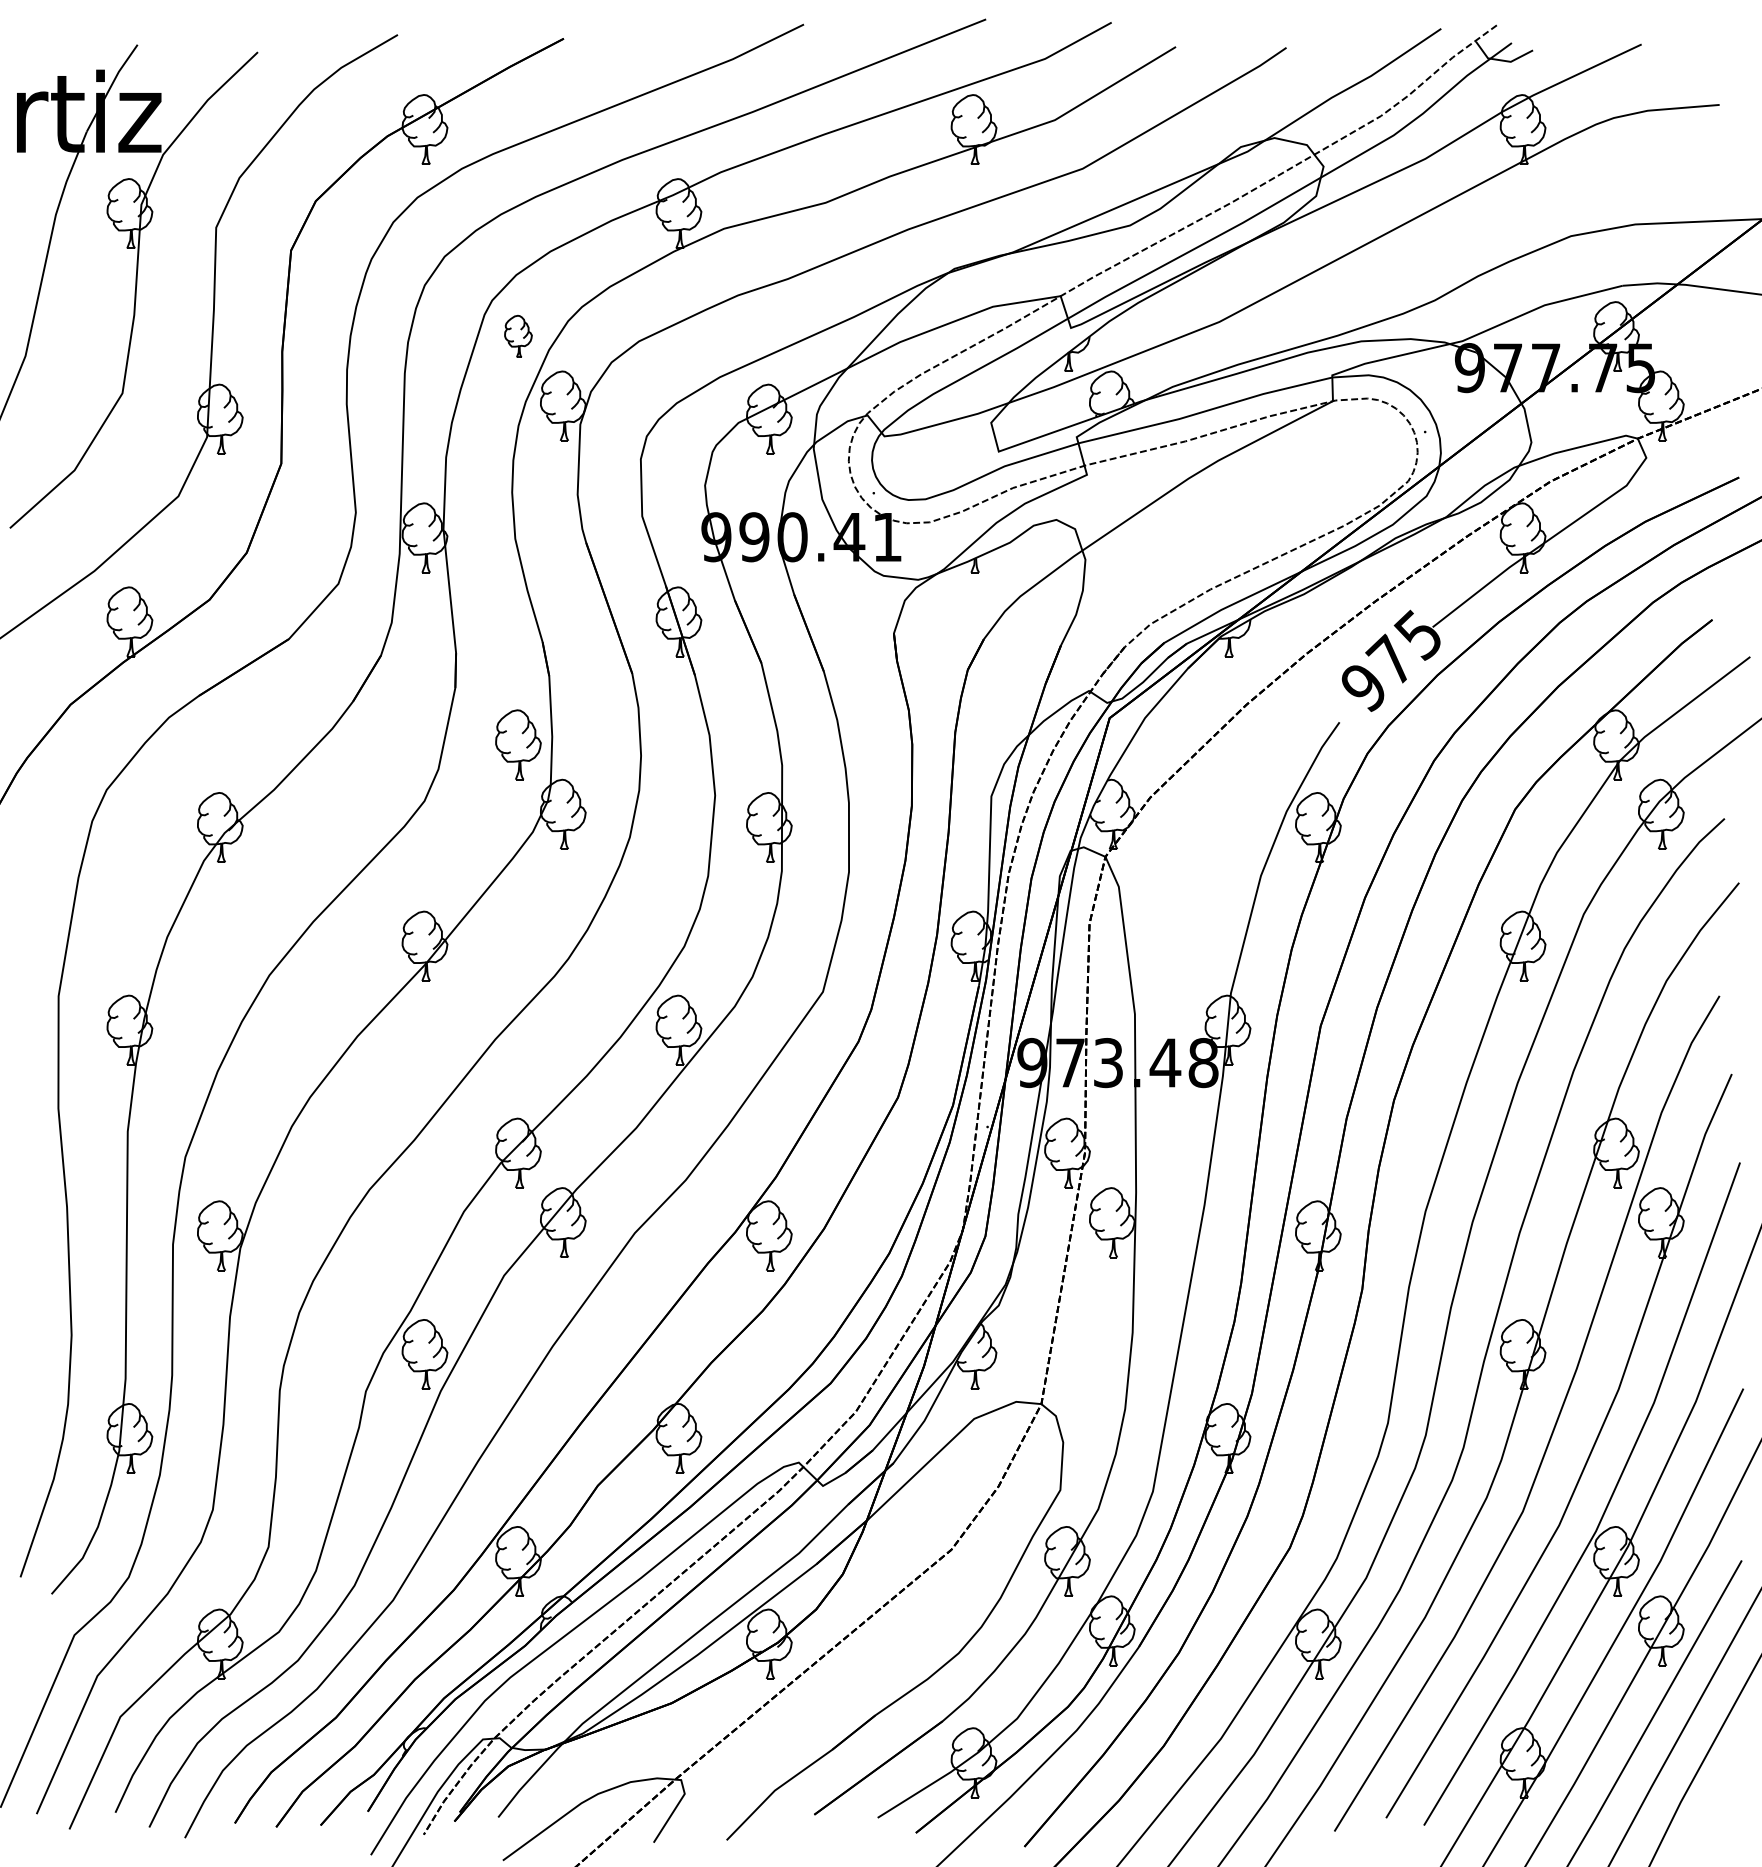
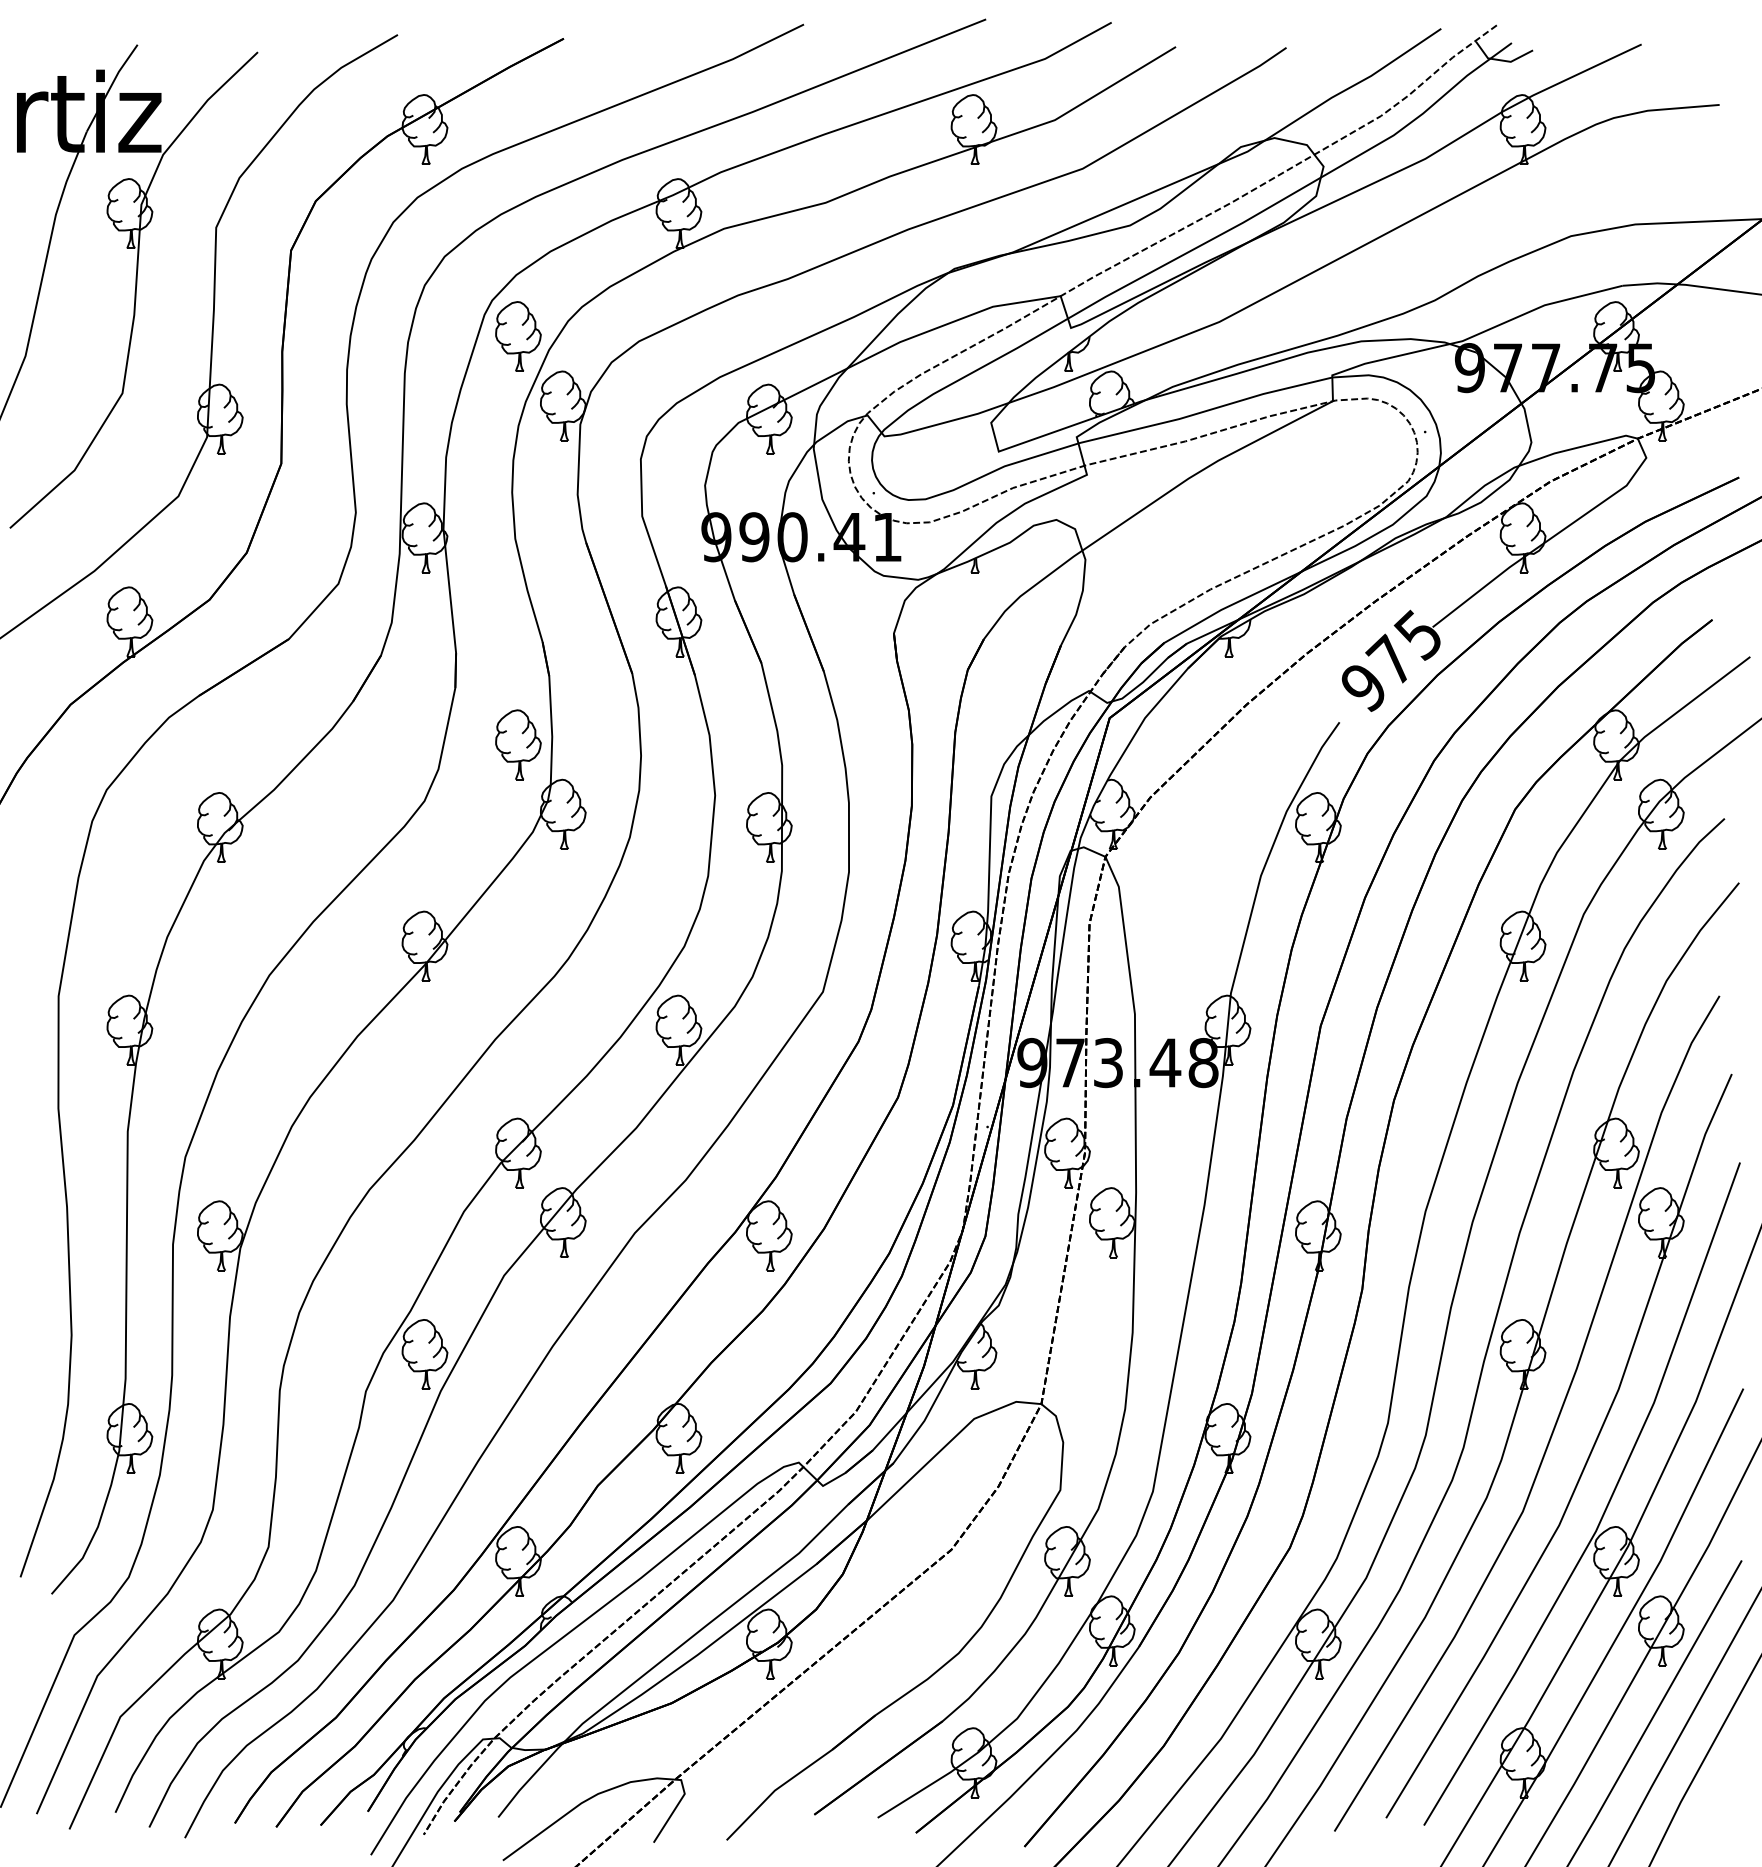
part size: 29x43 px -> 47x71 px (518, 336)
